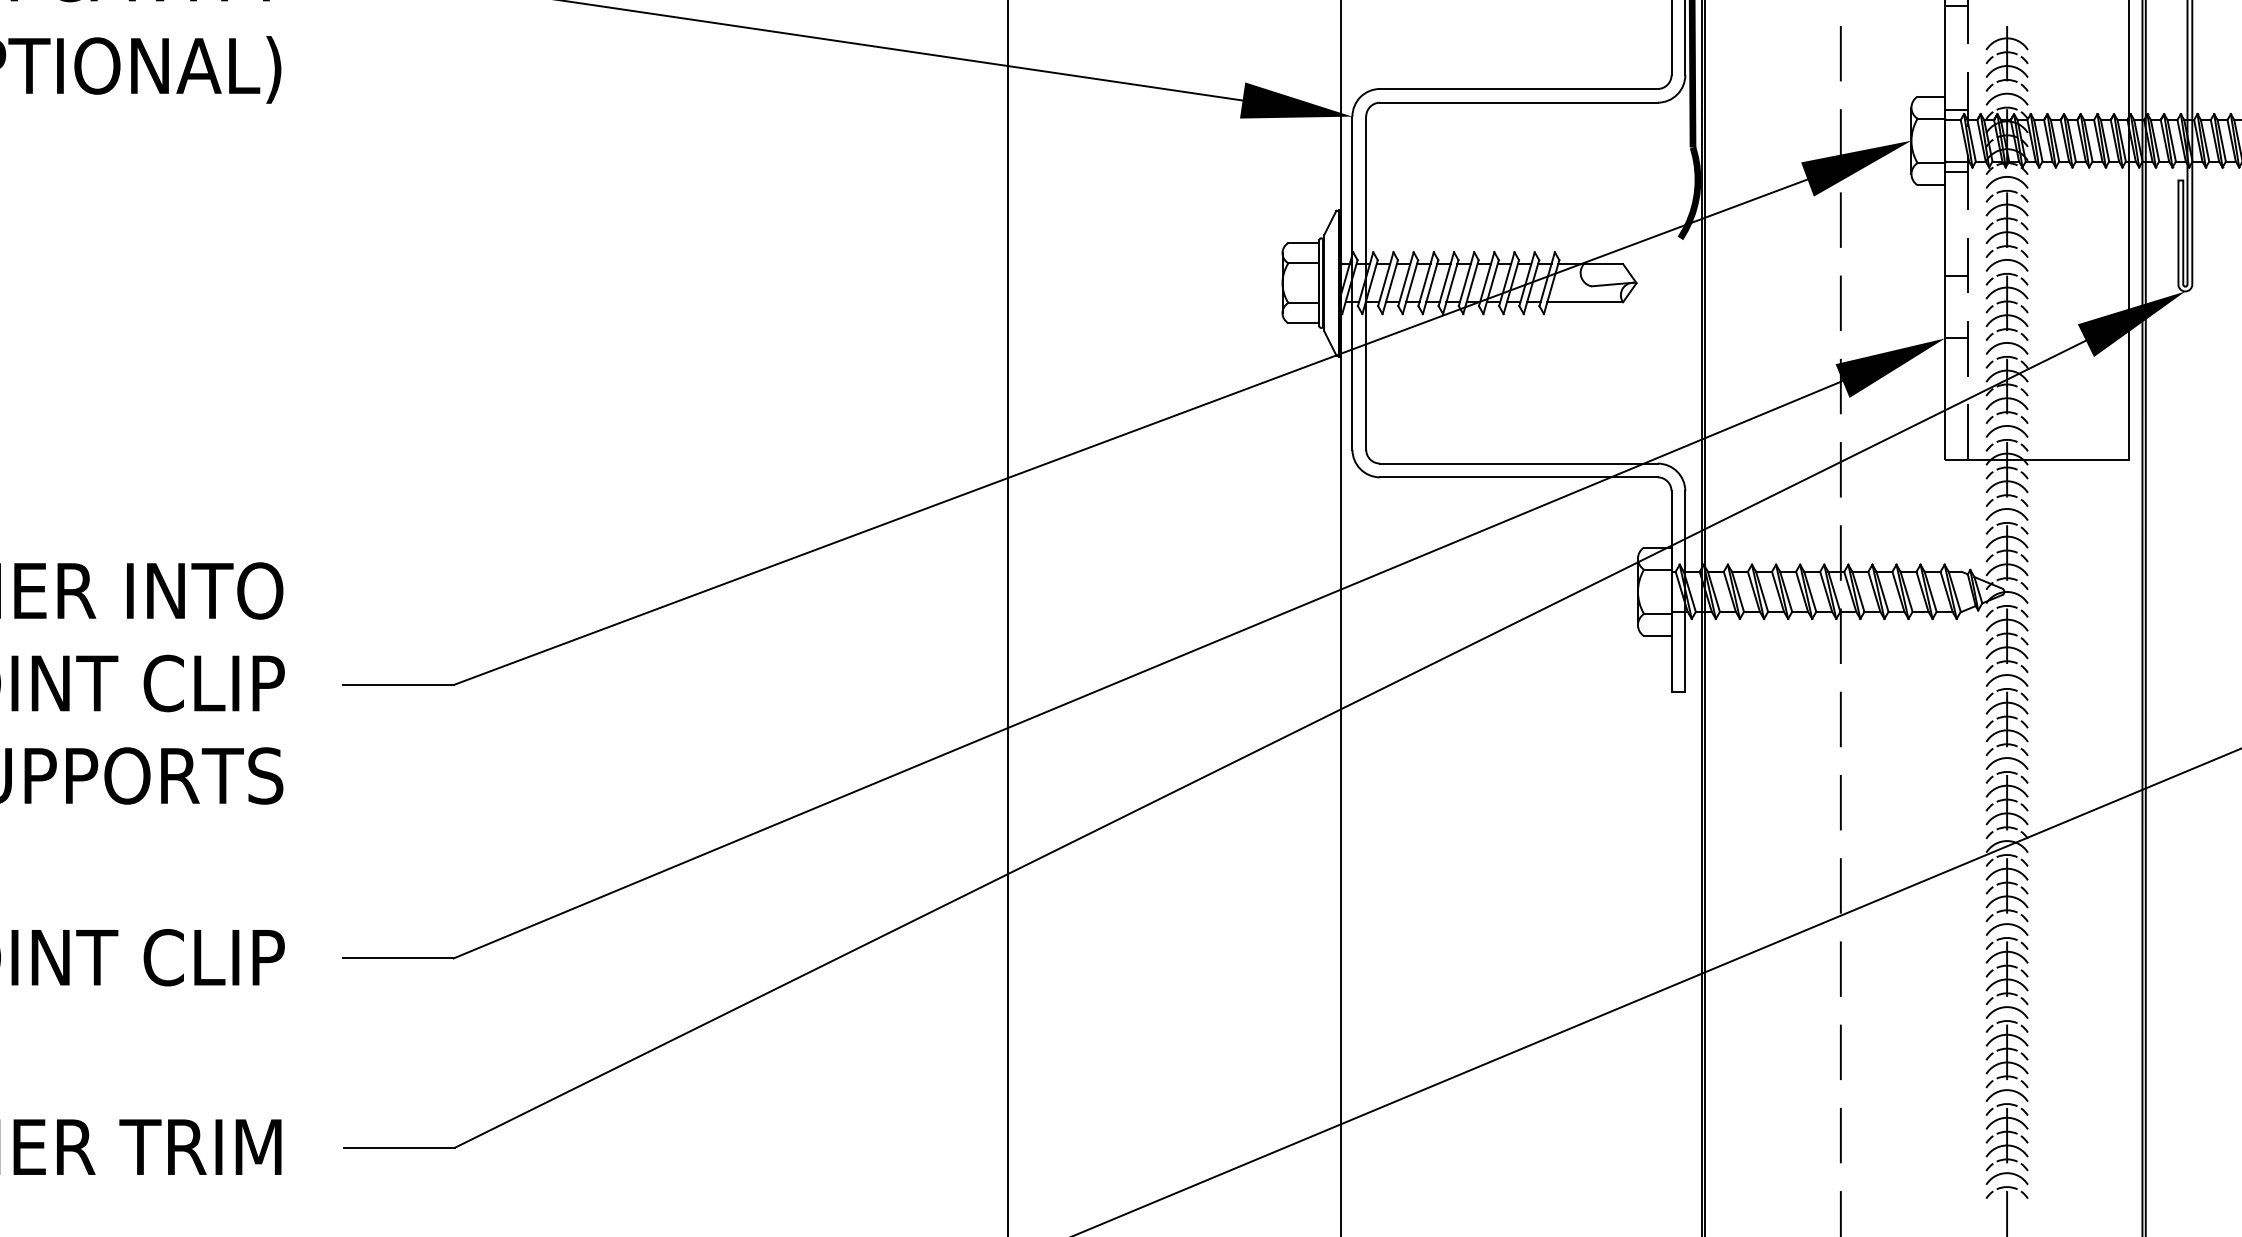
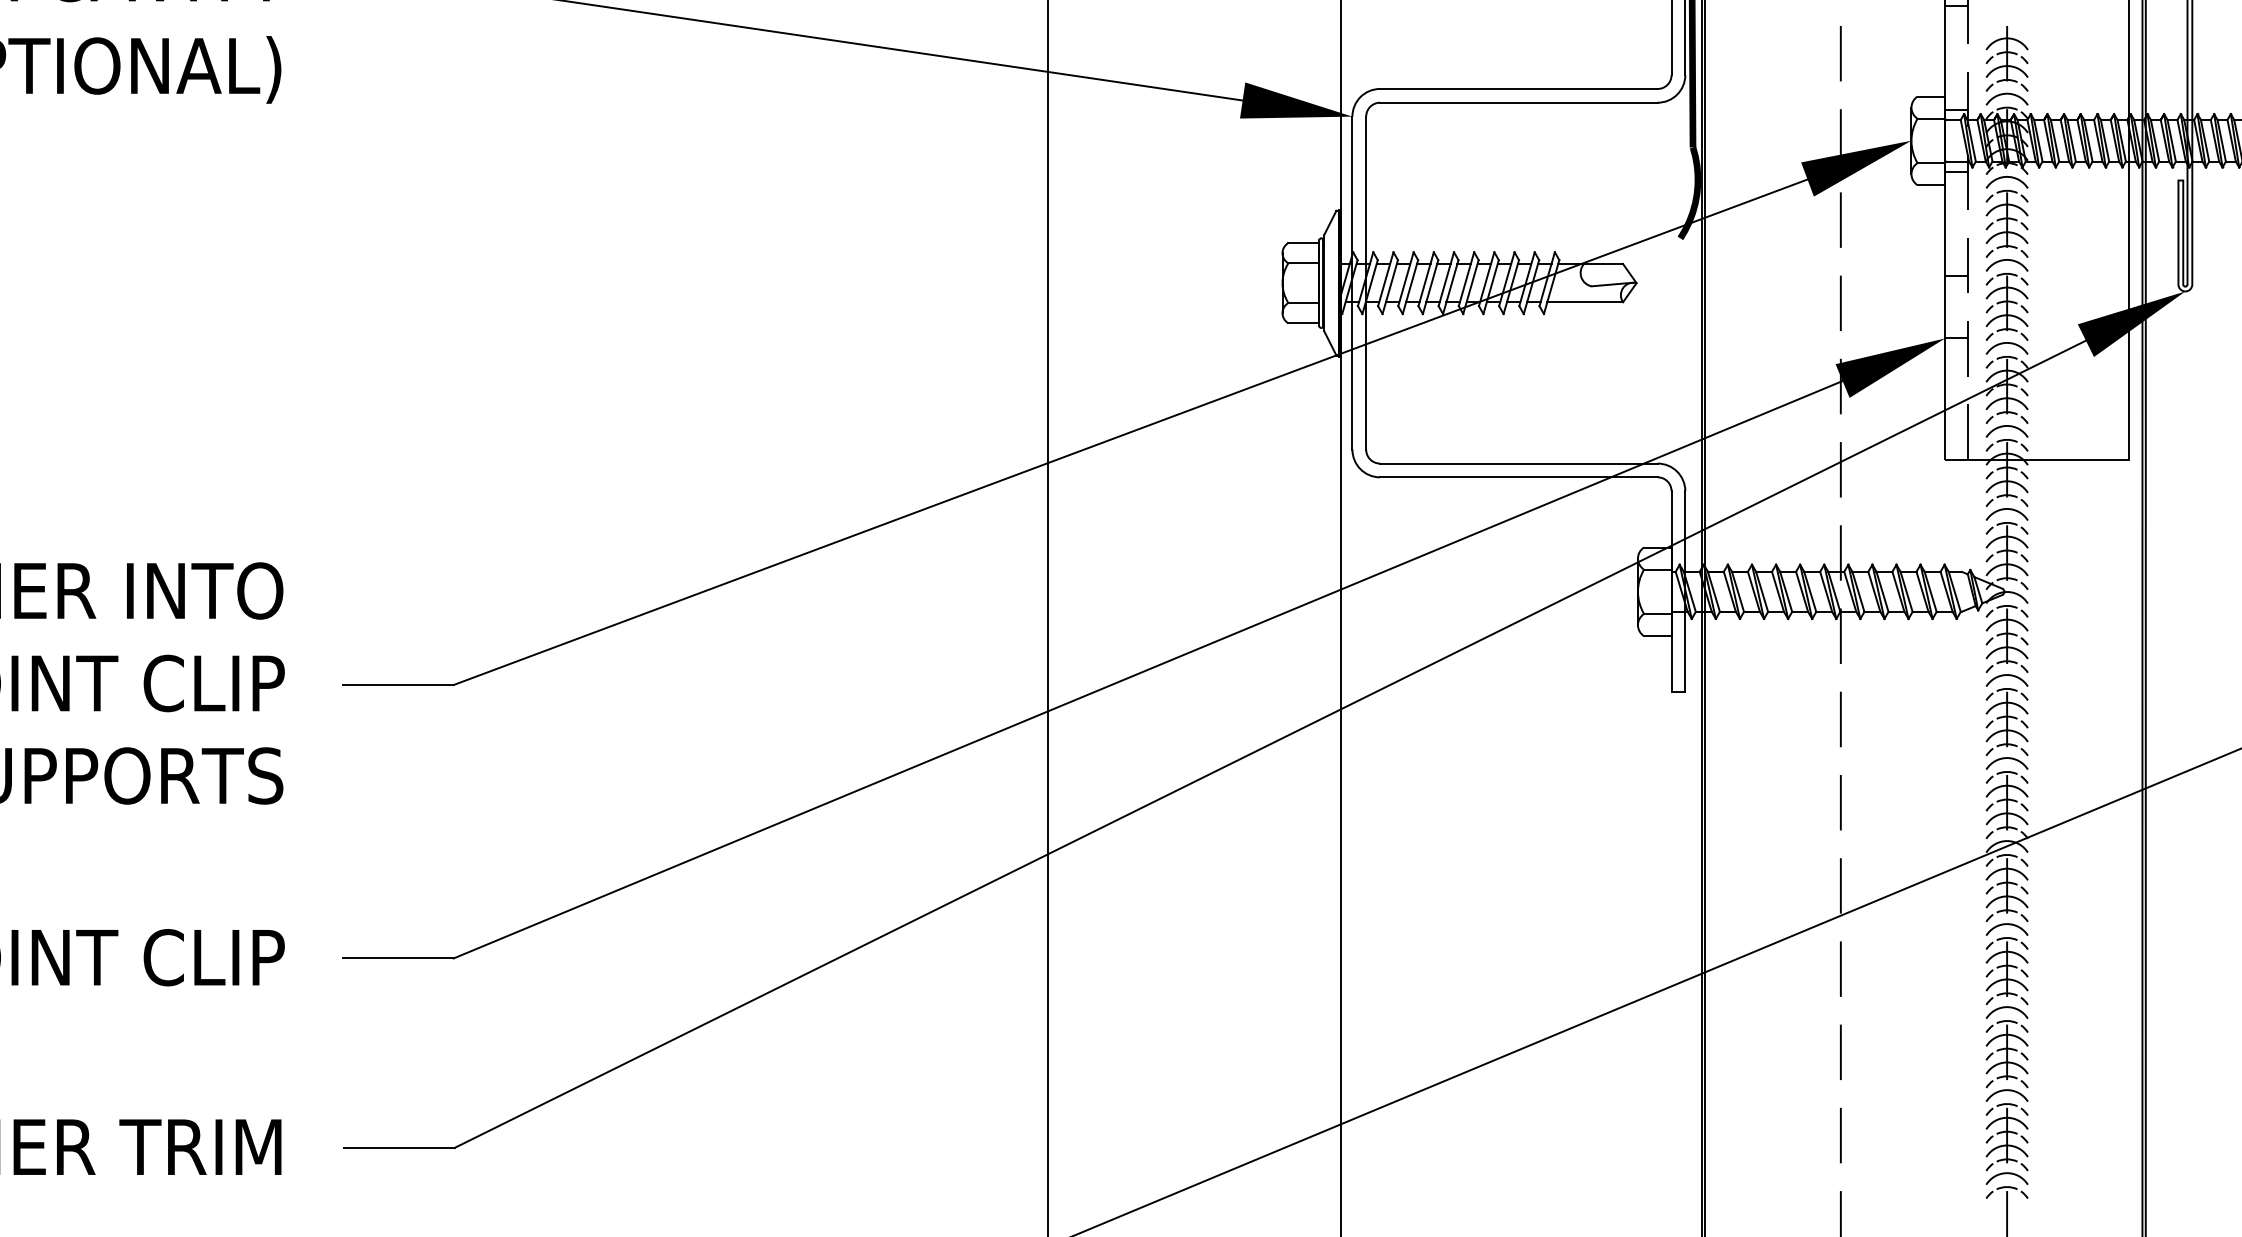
line position: (1008, 617) -> (1048, 617) (1048, 617)
